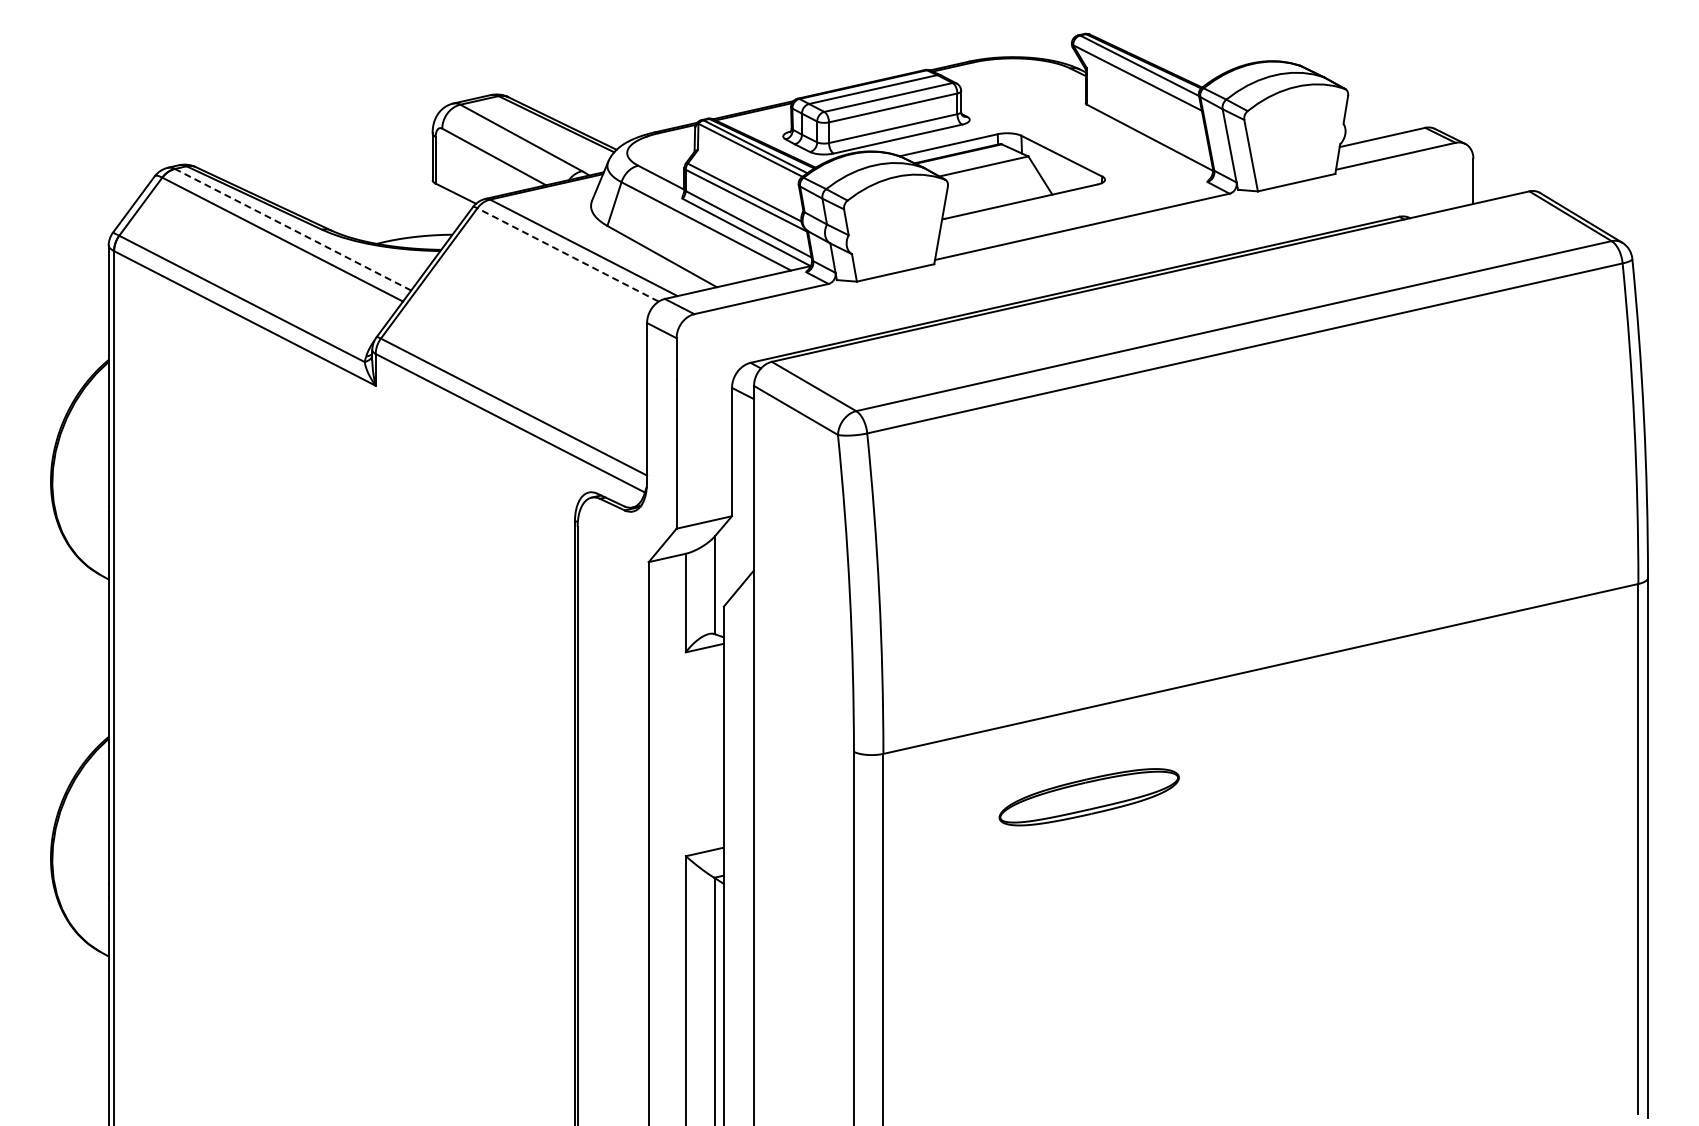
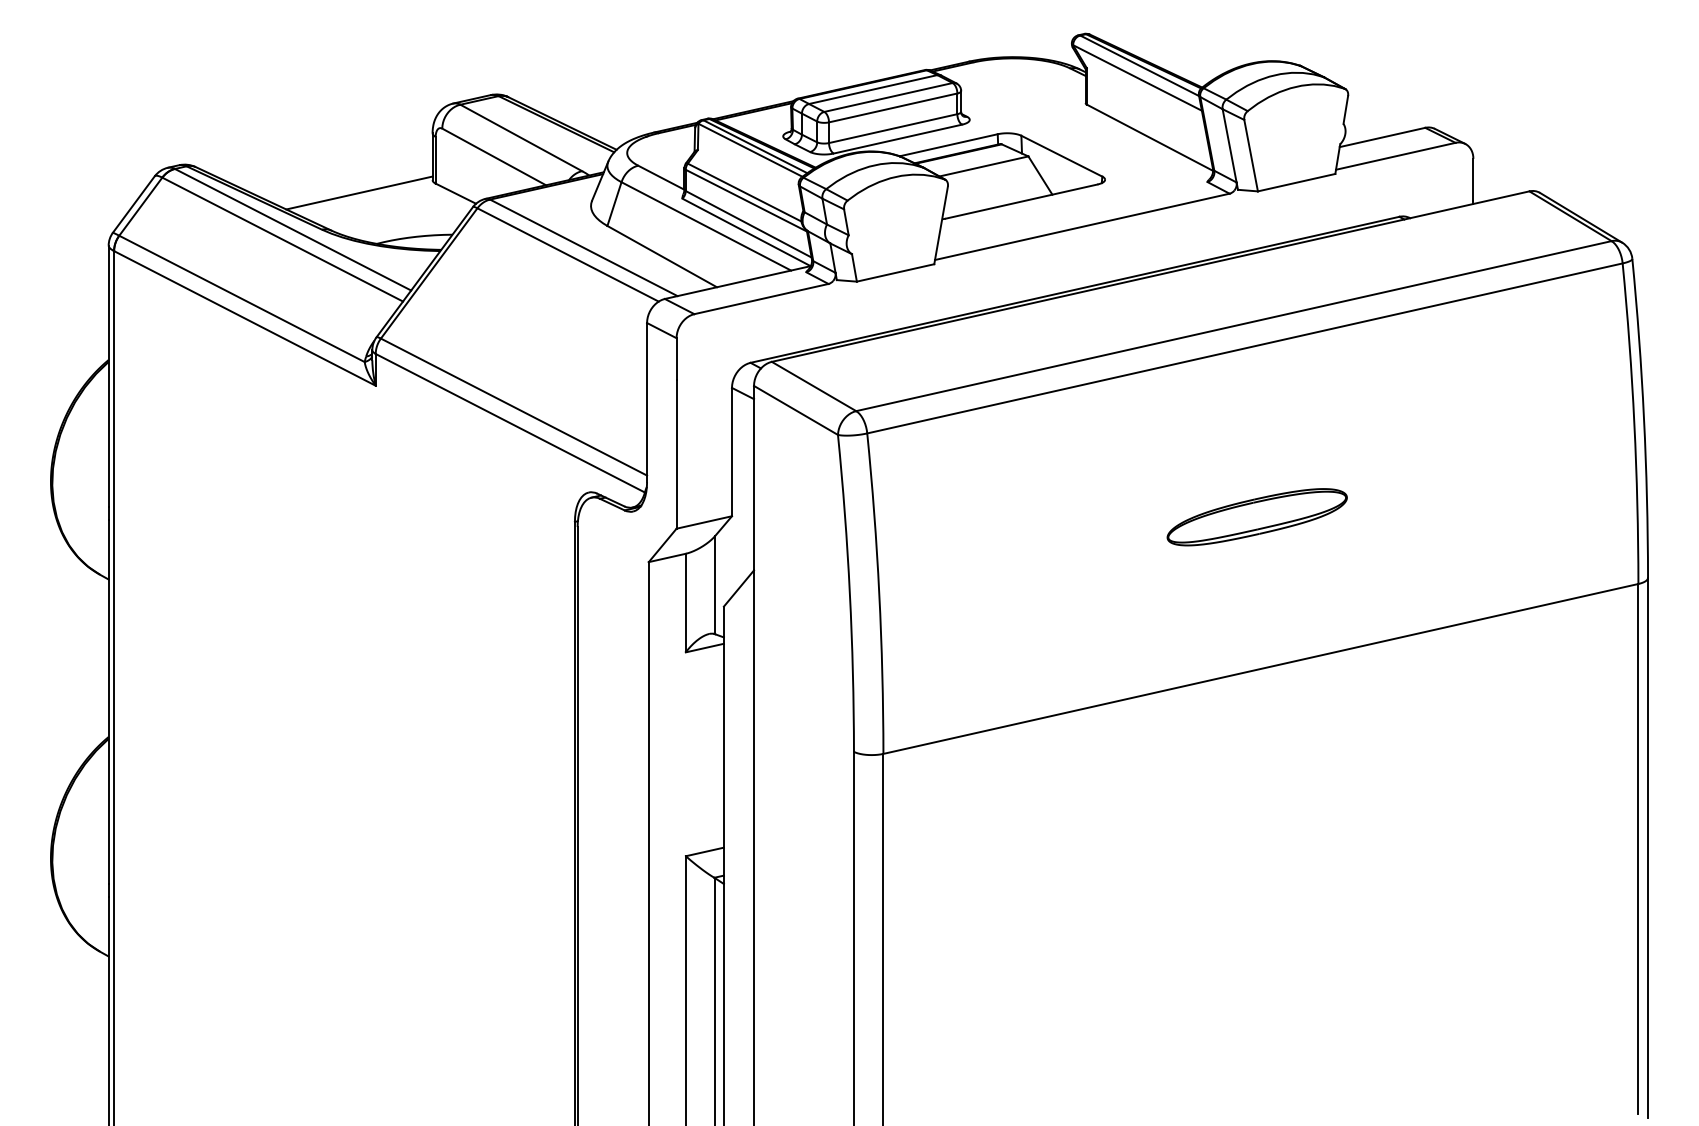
line: none -> present (359, 192)
line: dashed -> solid (293, 229)
line: dashed -> solid (568, 254)
part position: (1088, 797) -> (1256, 517) (1256, 517)
